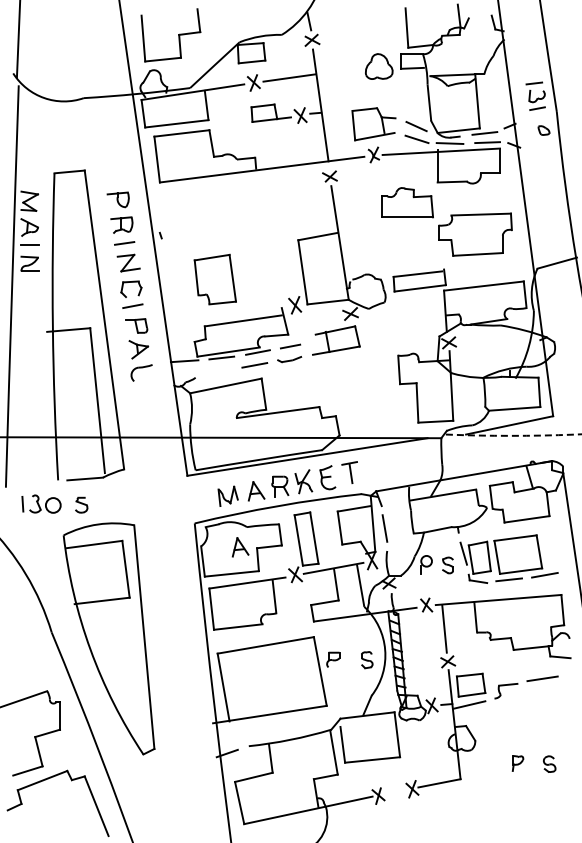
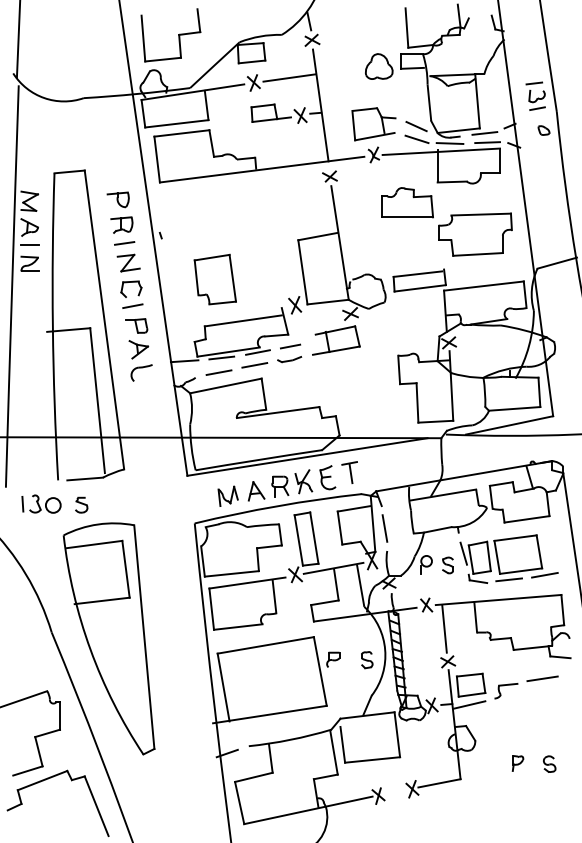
line: none -> present (218, 372)
arc: dashed -> solid (514, 435)
part: present -> none (240, 547)
